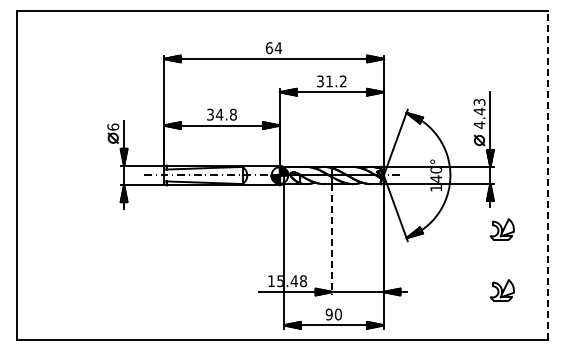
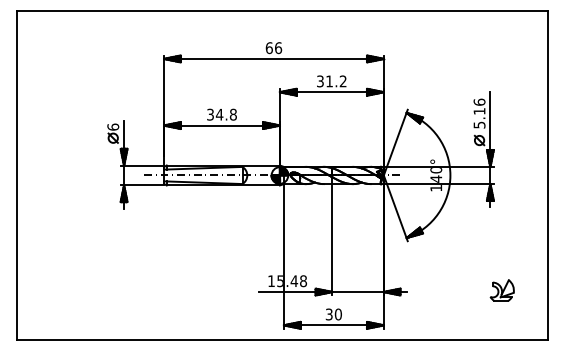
text: 64 -> 66 (278, 48)
text: 4.43 -> 5.16 (479, 113)
line: dashed -> solid (548, 175)
part: present -> none (501, 229)
line: dashed -> solid (332, 239)
text: 90 -> 30 (328, 314)
